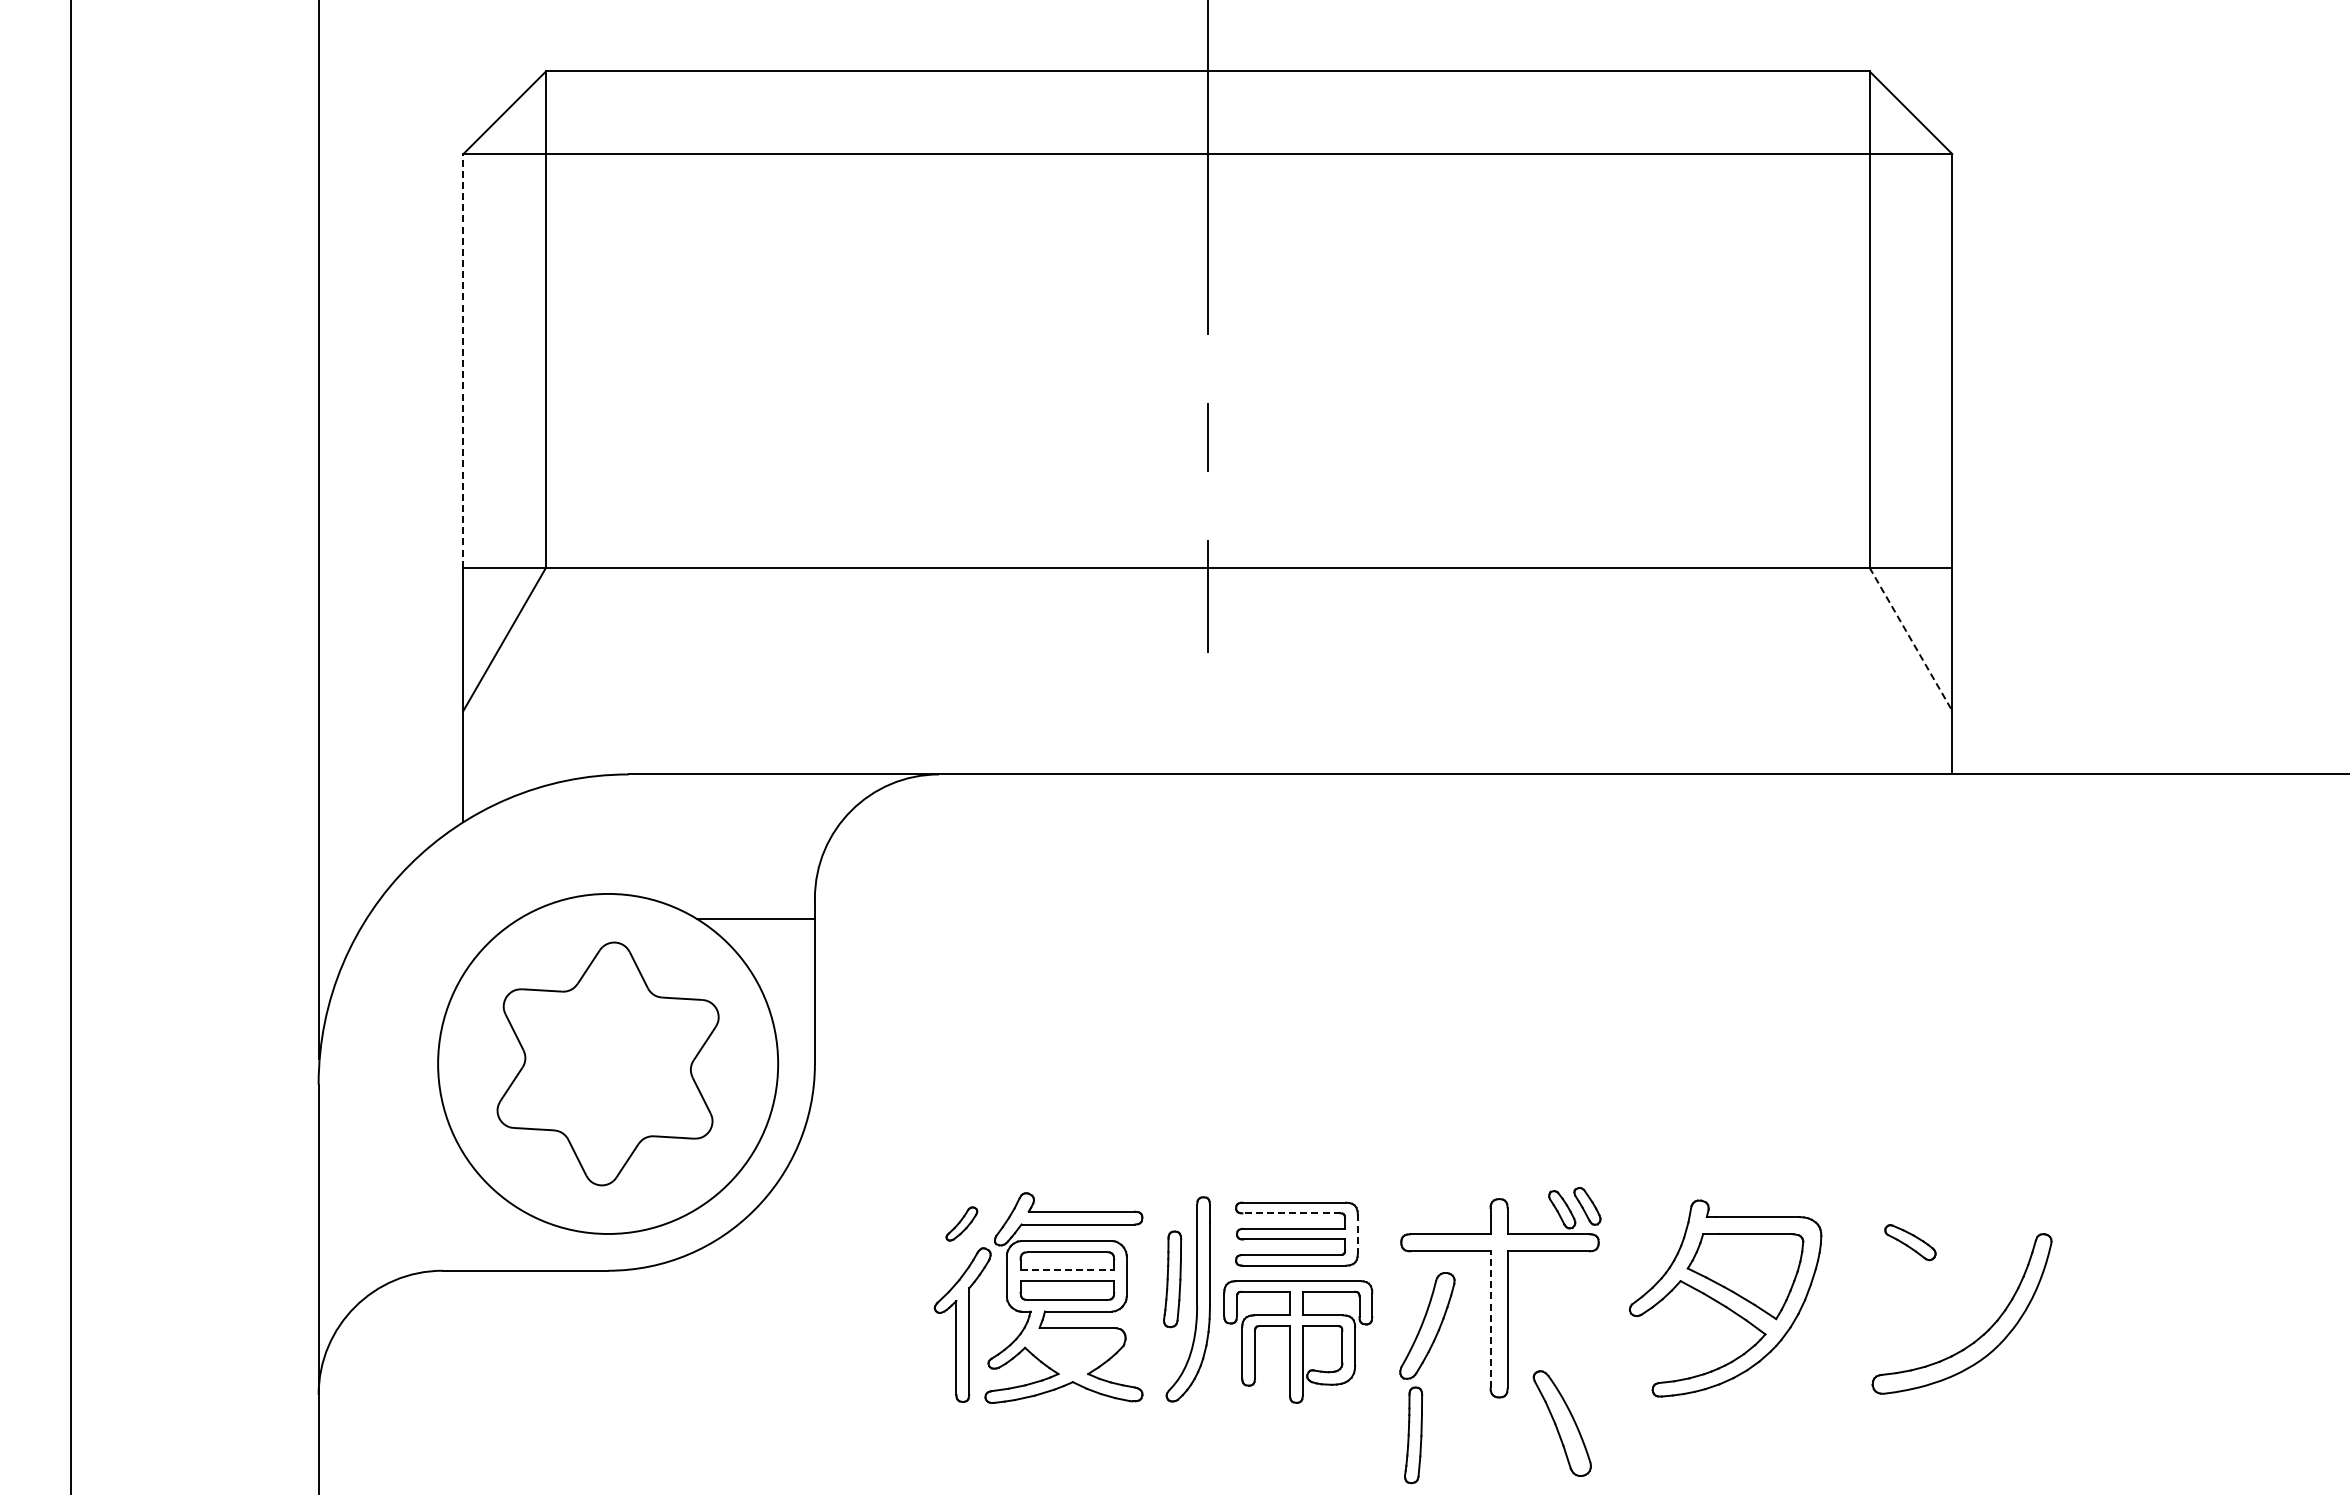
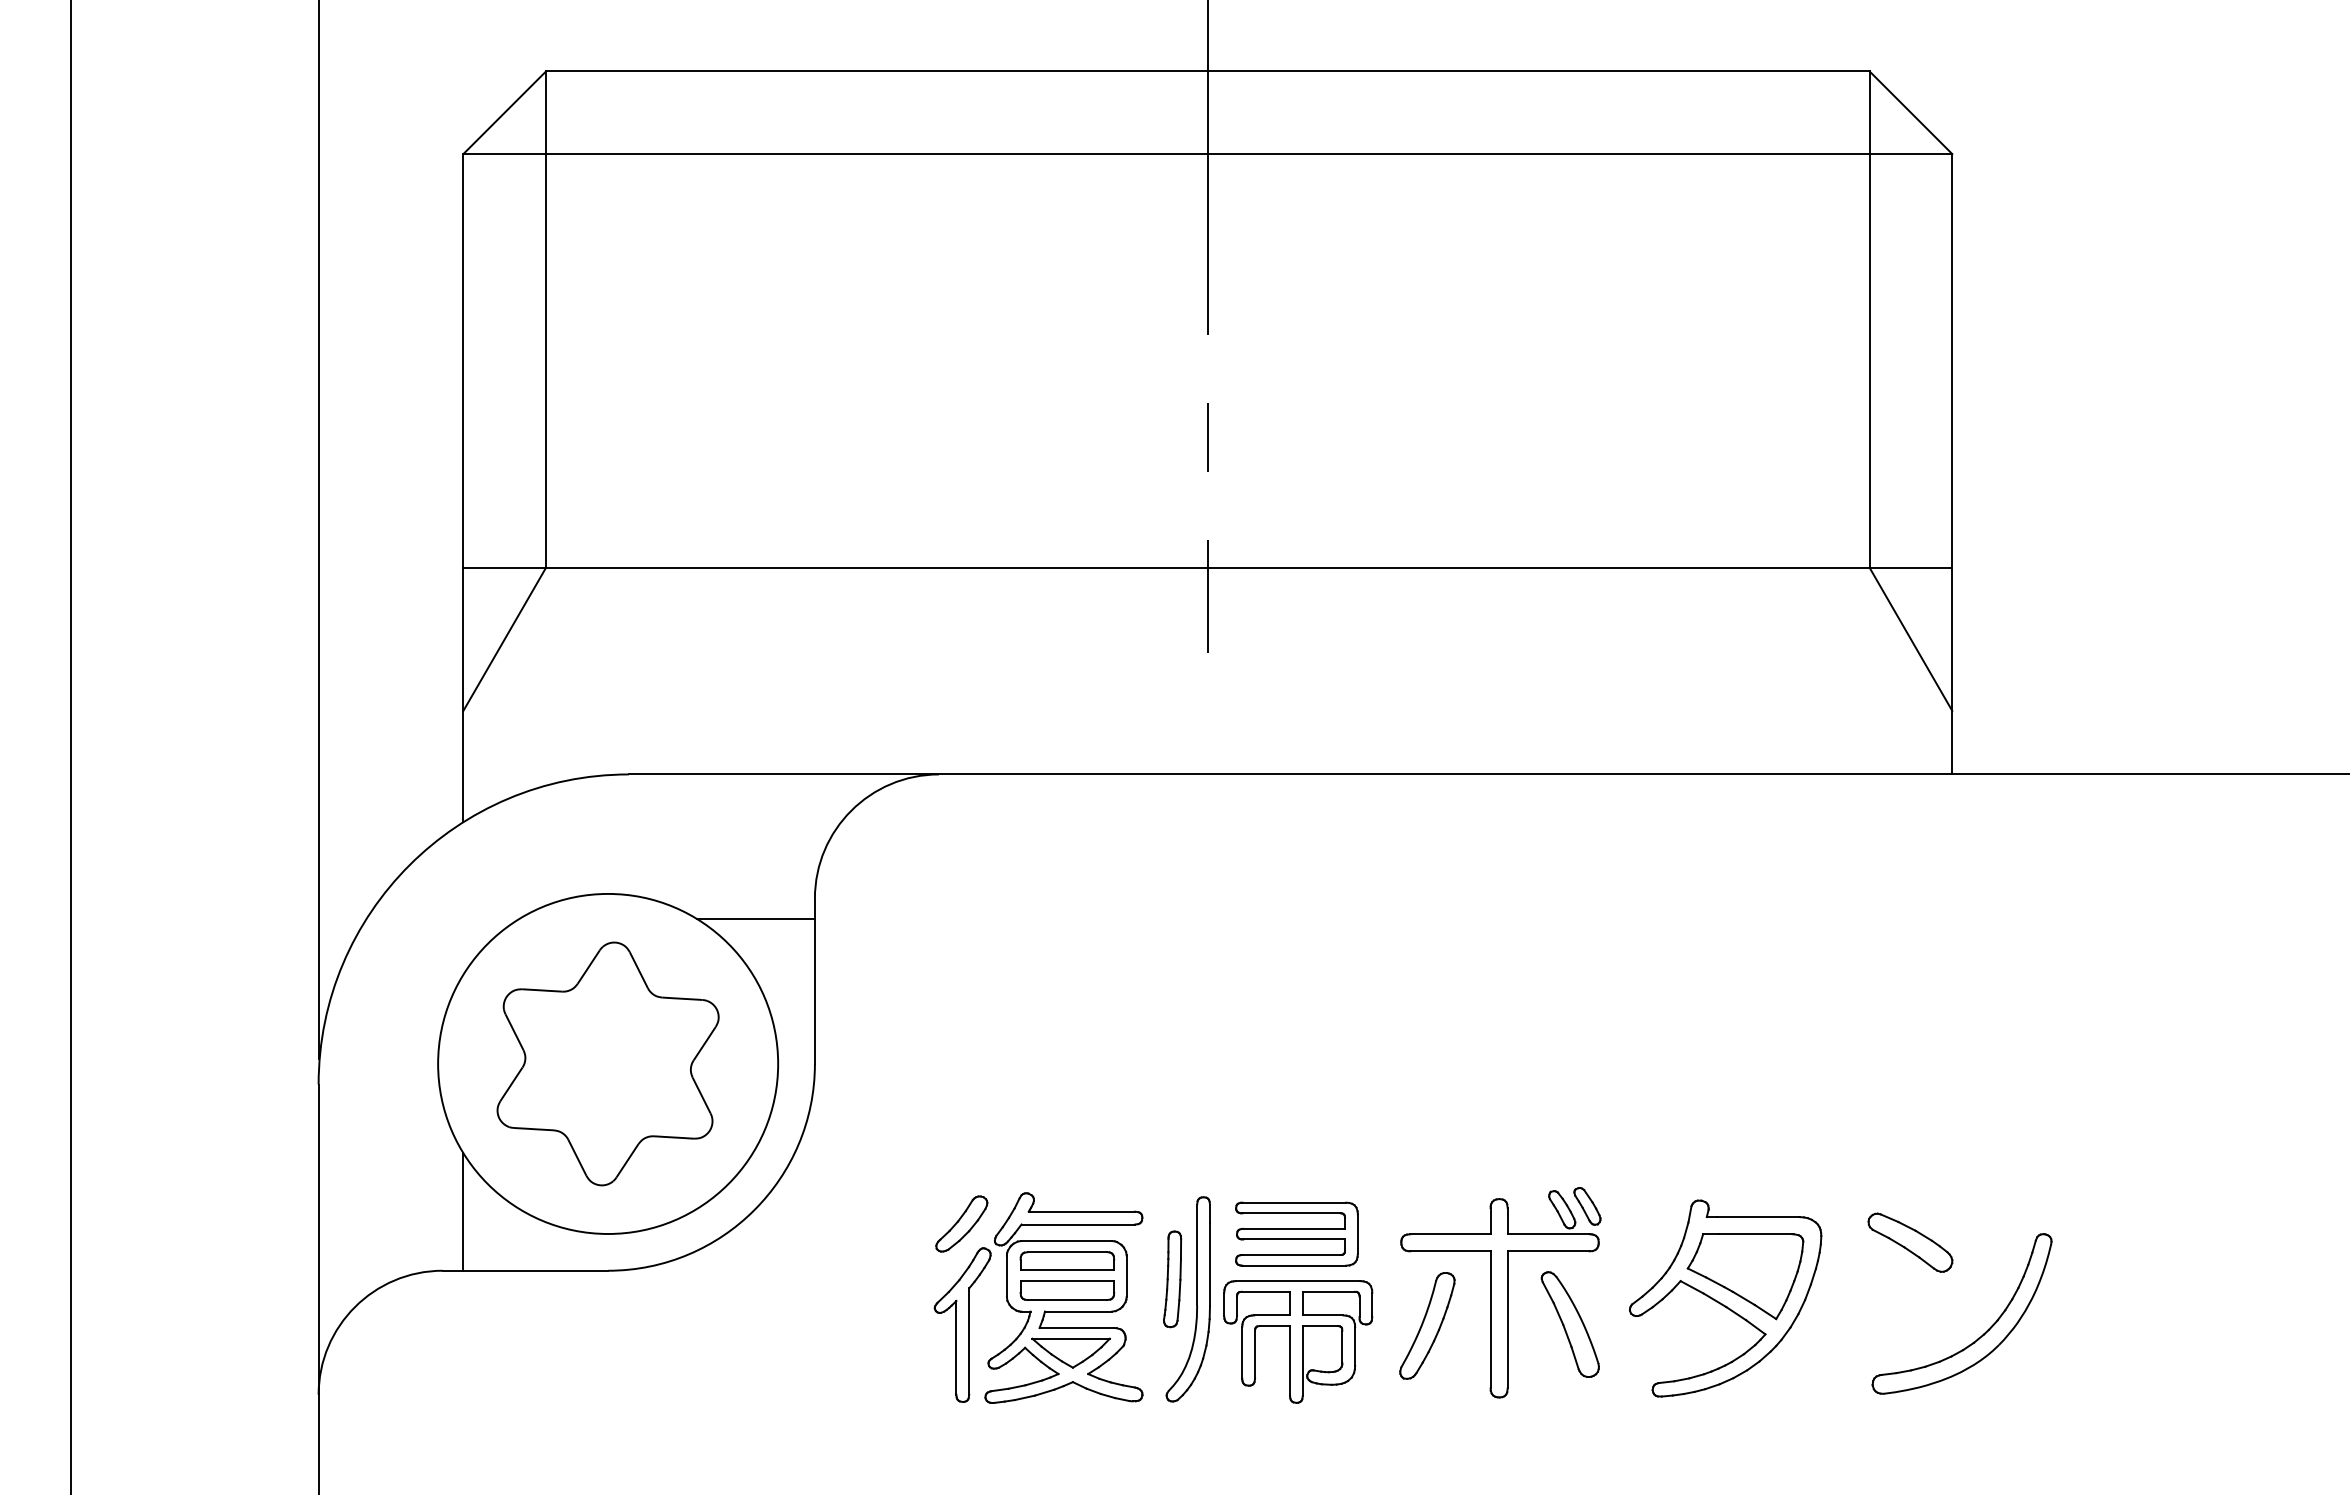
line: dashed -> solid (463, 360)
line: dashed -> solid (1910, 639)
line: none -> present (463, 1211)
line: dashed -> solid (1291, 1213)
part size: 34x36 px -> 54x58 px (961, 1223)
line: dashed -> solid (1357, 1234)
part size: 53x38 px -> 87x61 px (1910, 1242)
line: dashed -> solid (1067, 1270)
line: dashed -> solid (1490, 1319)
part: none -> present (1070, 1352)
part position: (1561, 1423) -> (1569, 1324) (1569, 1324)
part: present -> none (1413, 1435)
